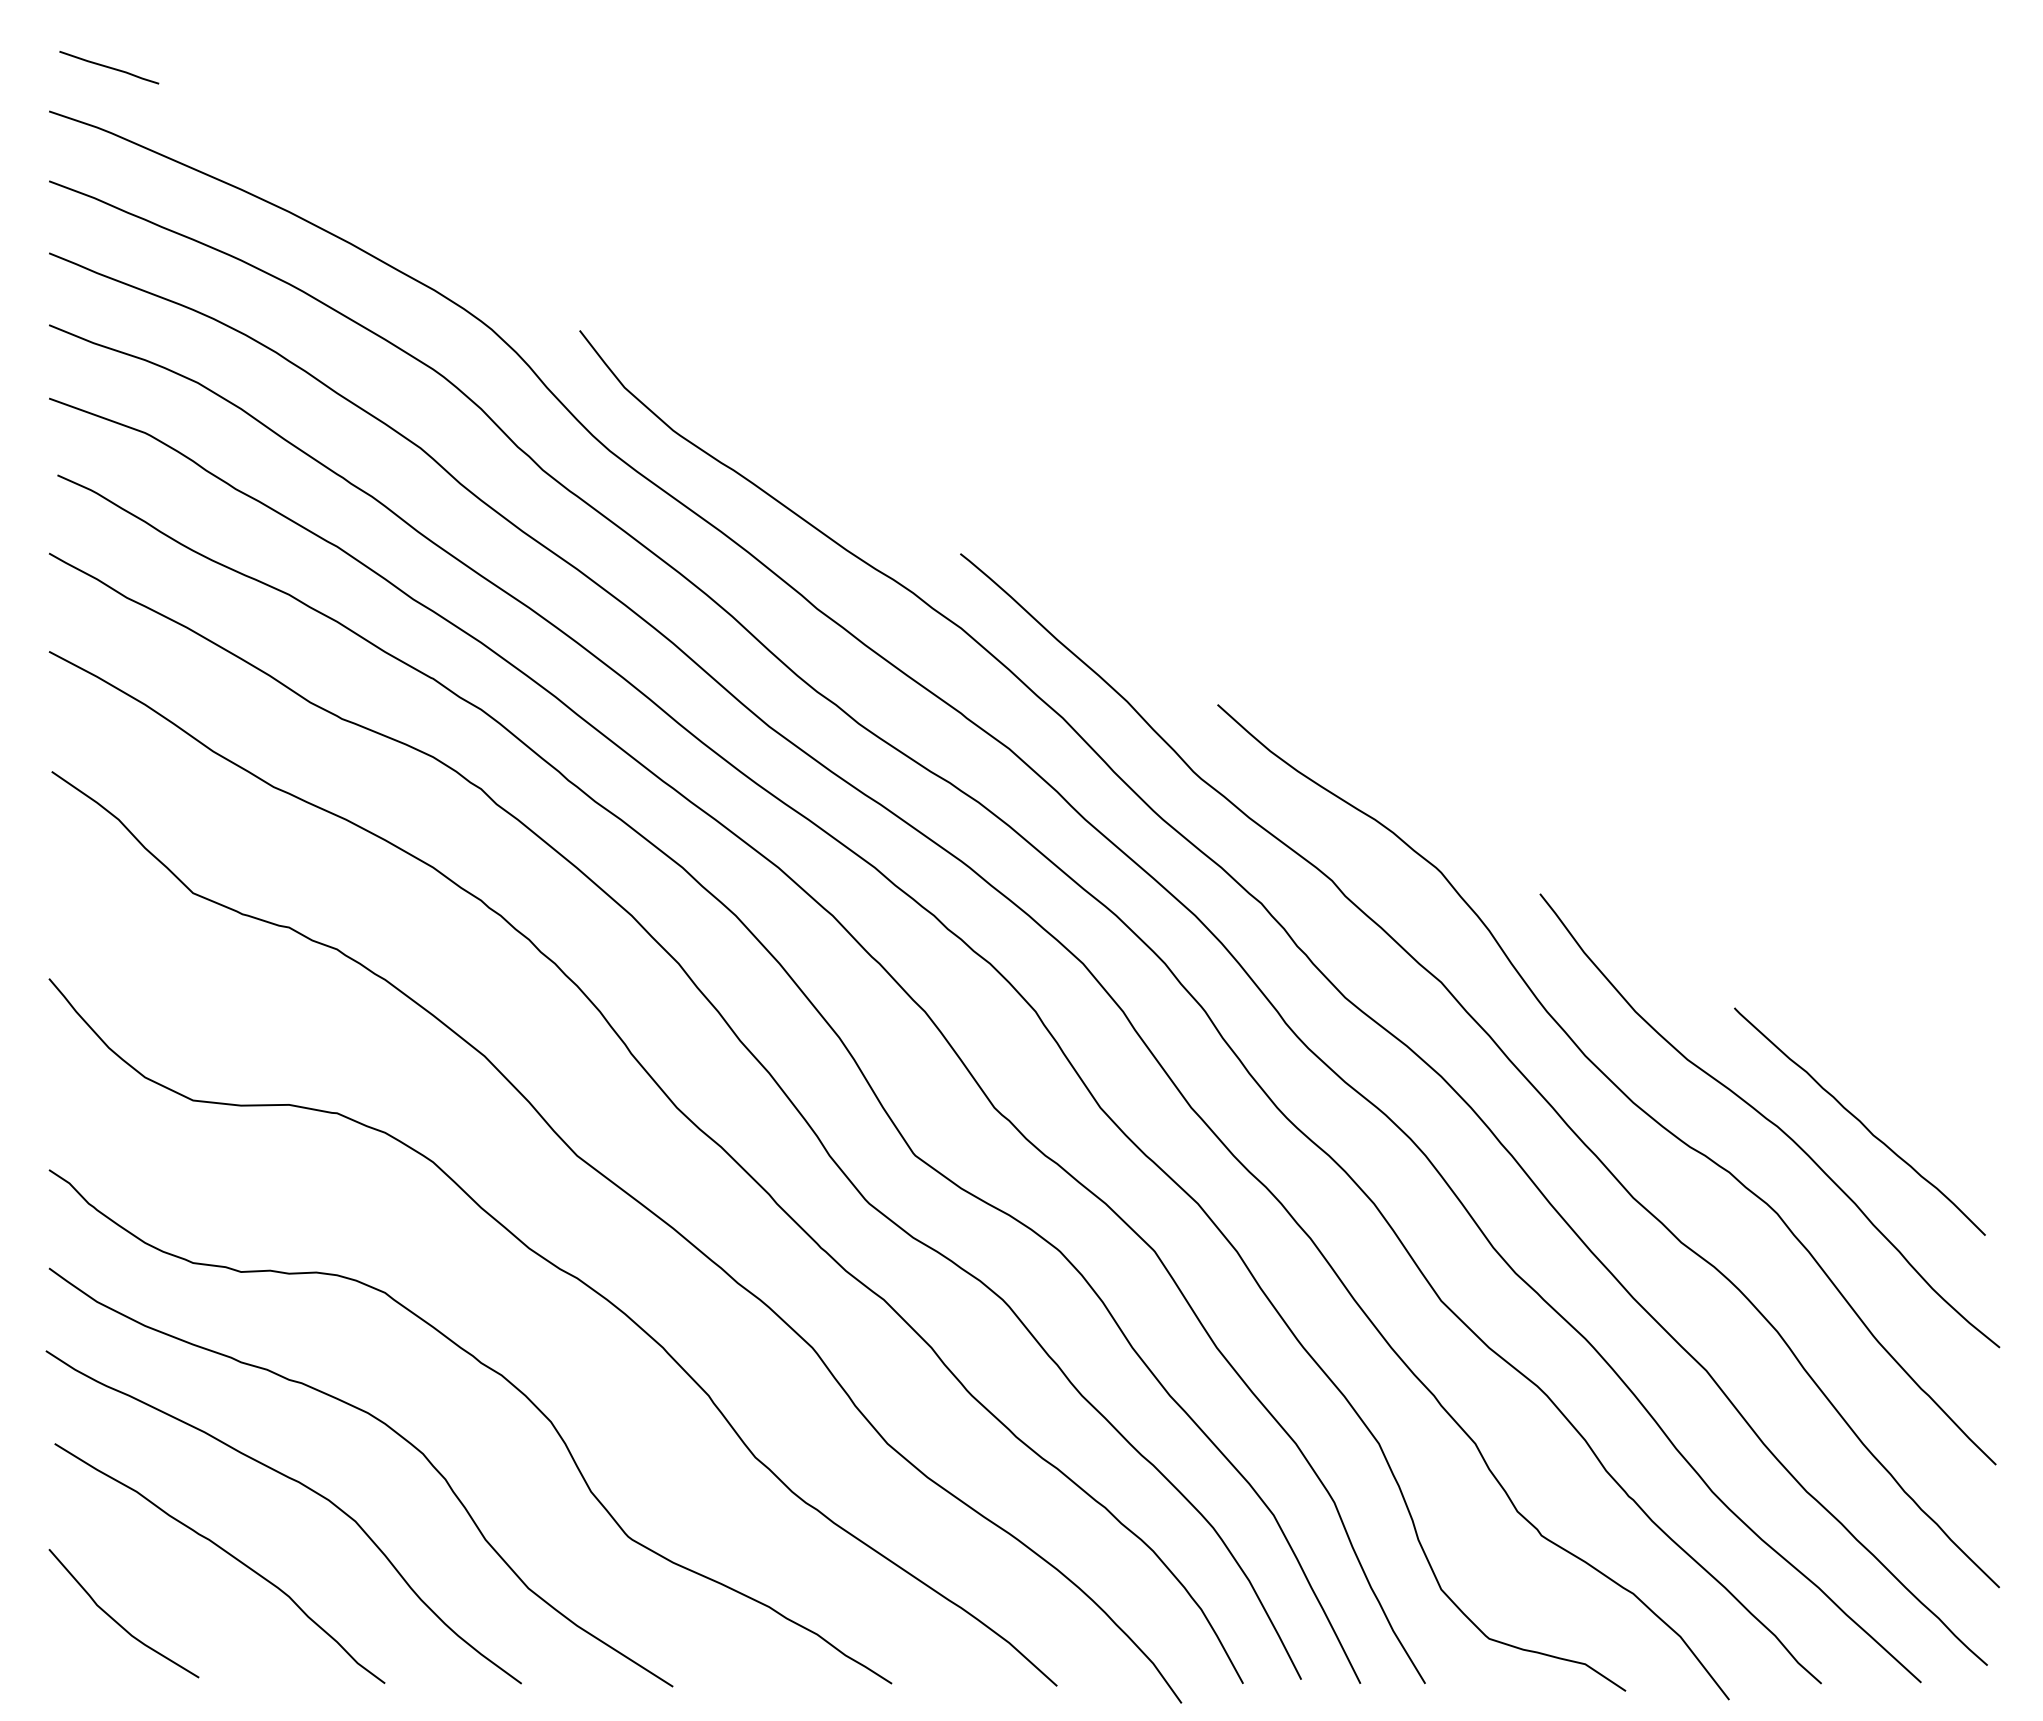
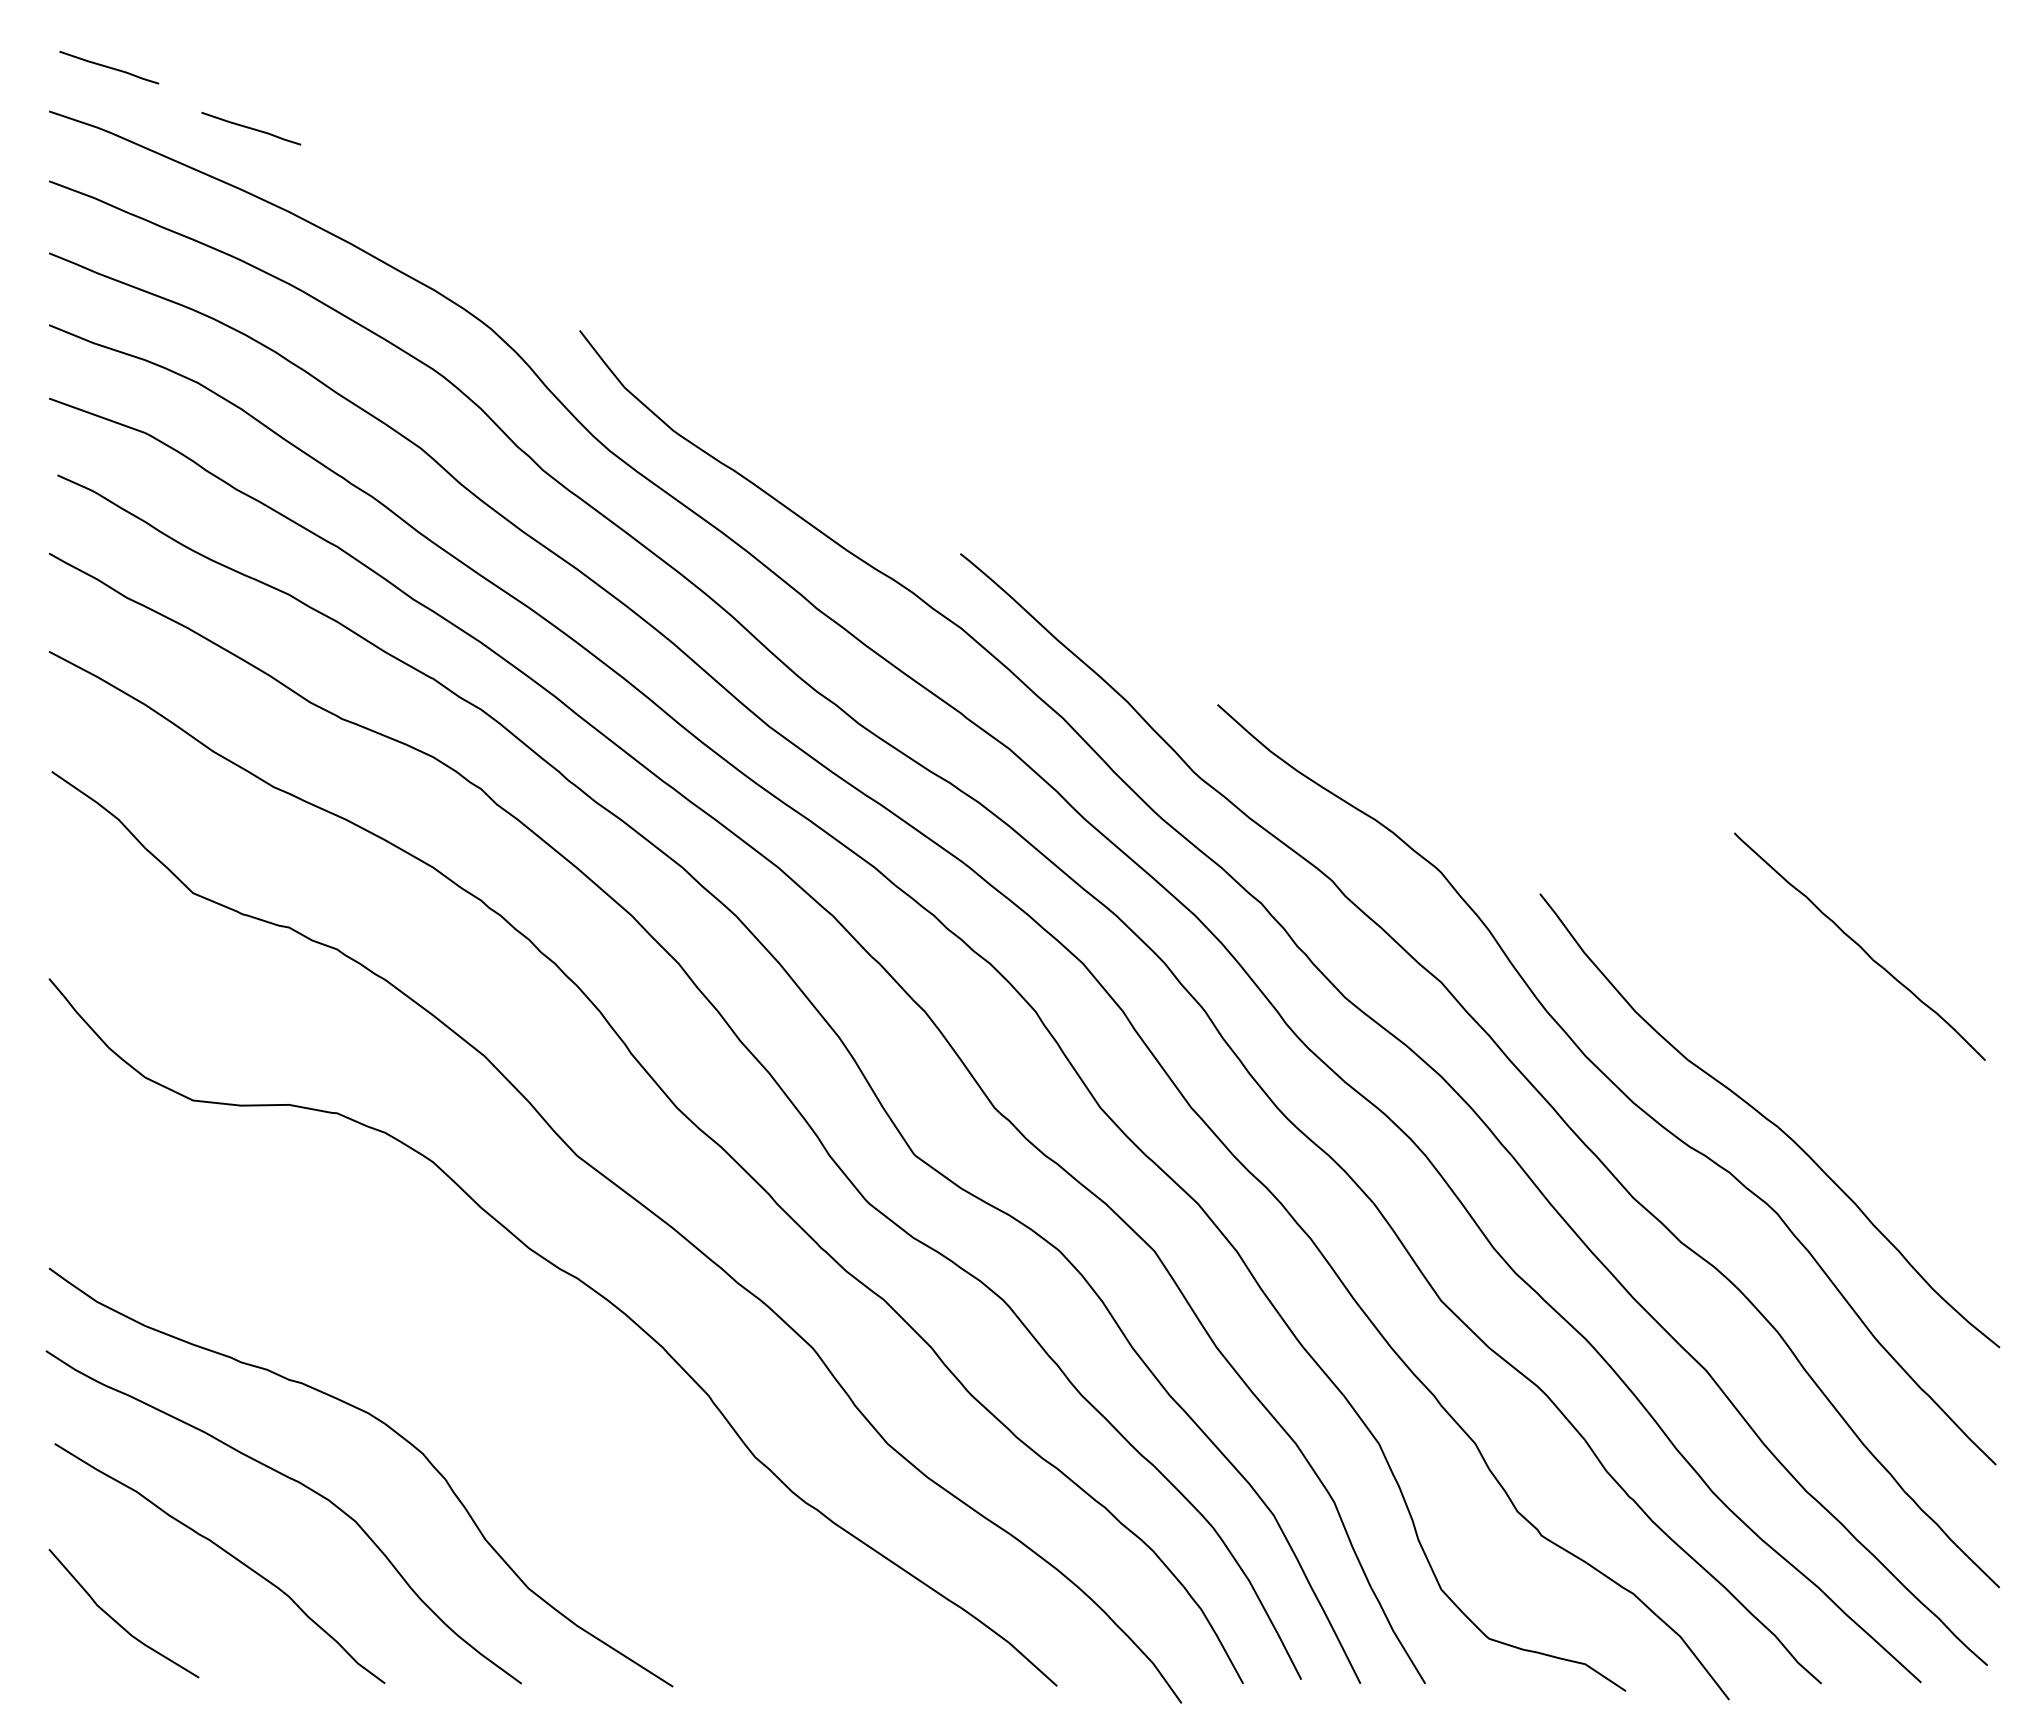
line: none -> present (251, 128)
curve position: (1859, 1121) -> (1859, 946) (1859, 946)
curve: present -> none (510, 1384)
